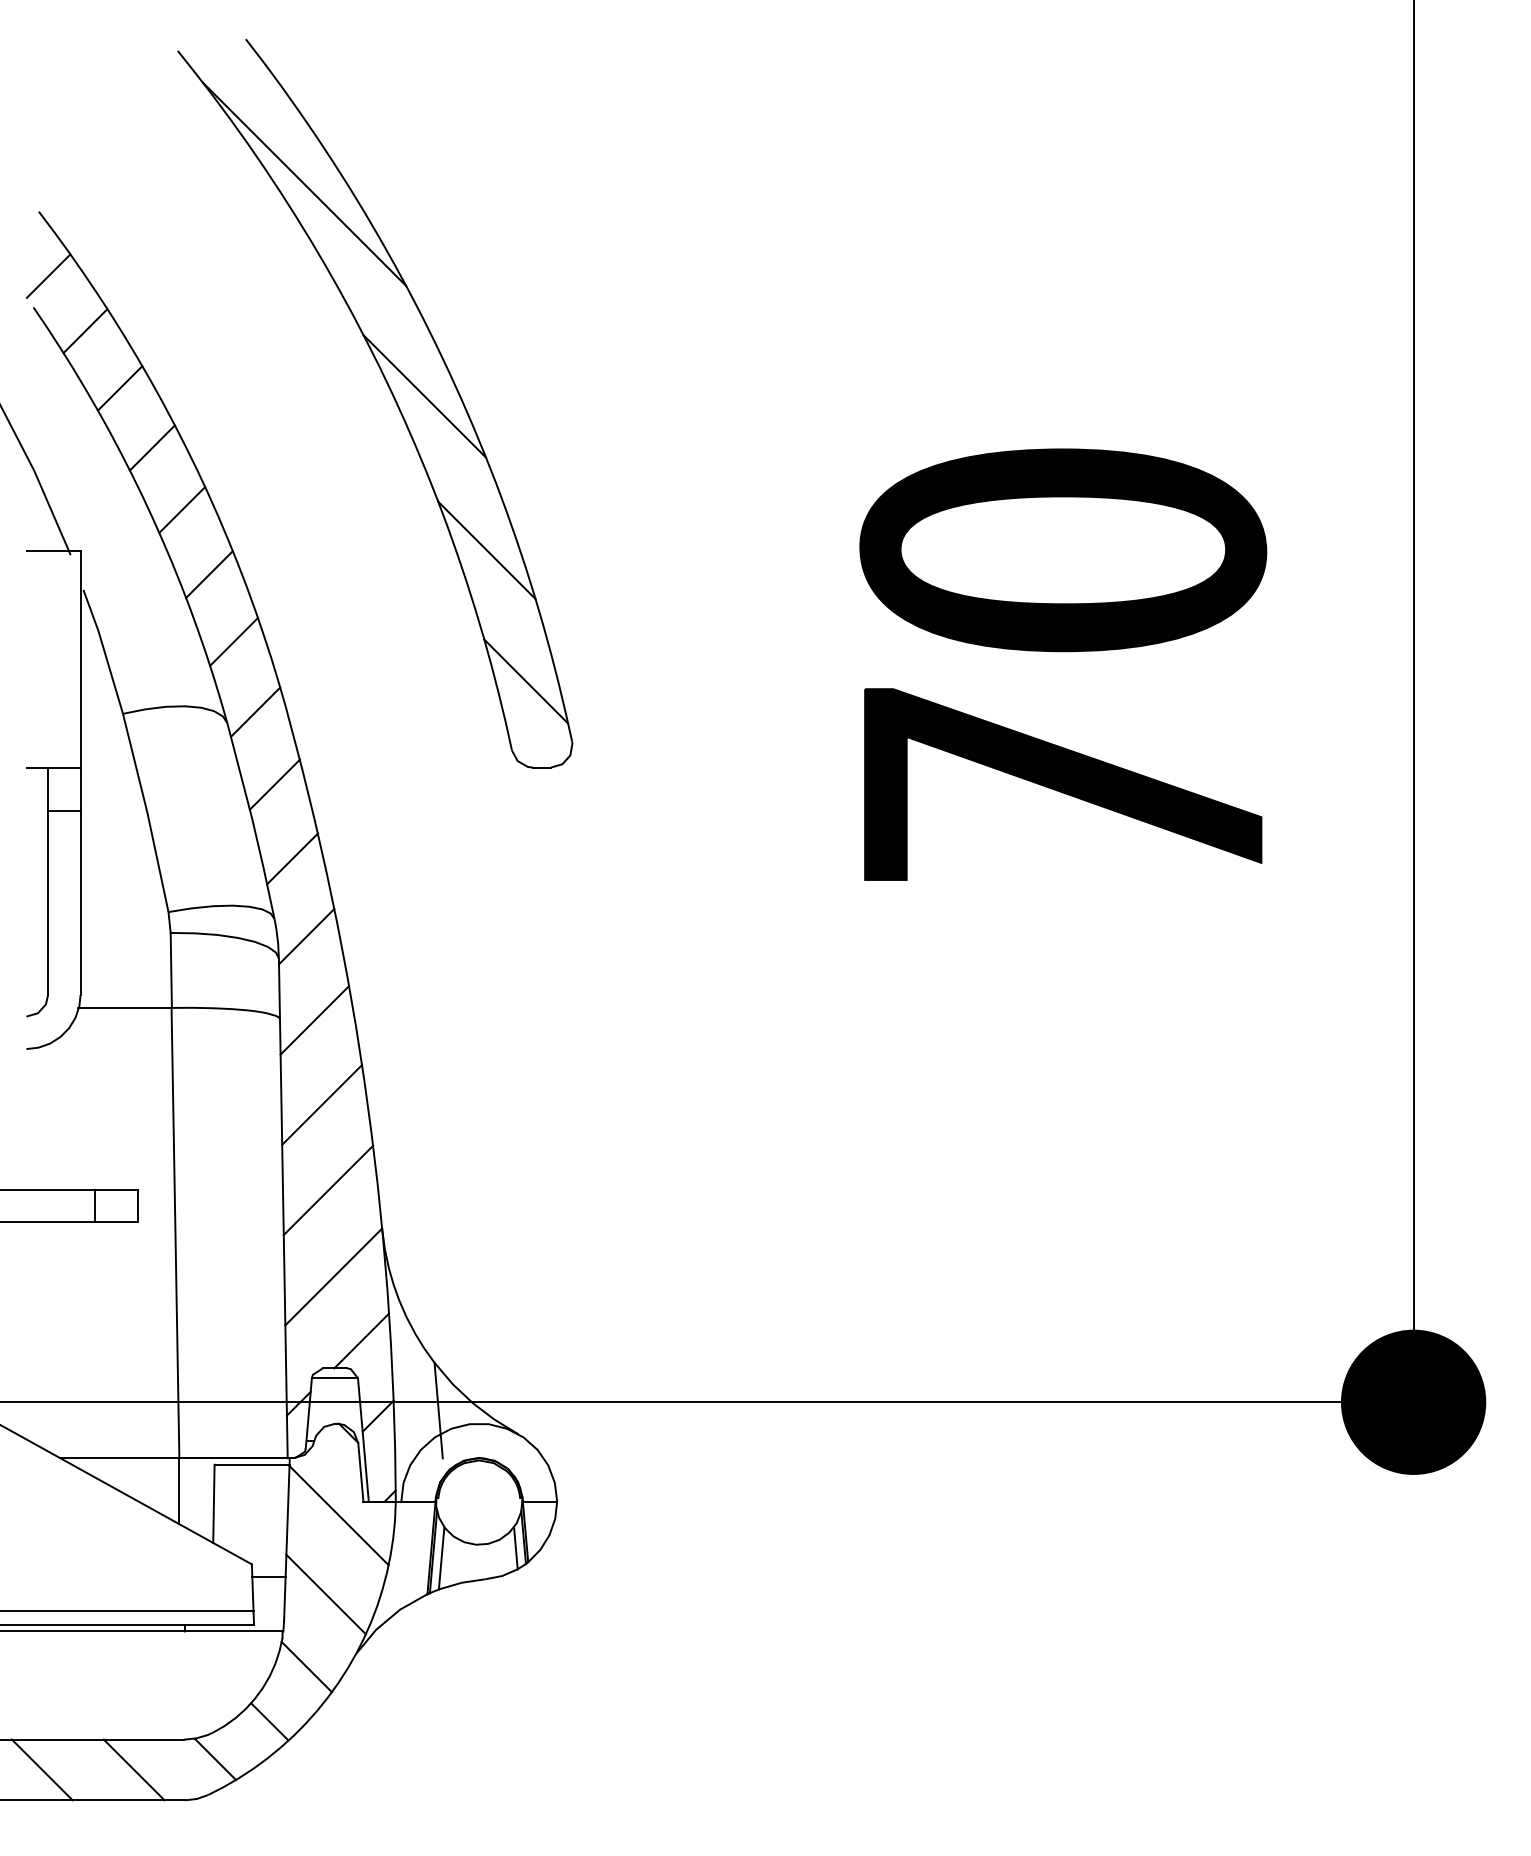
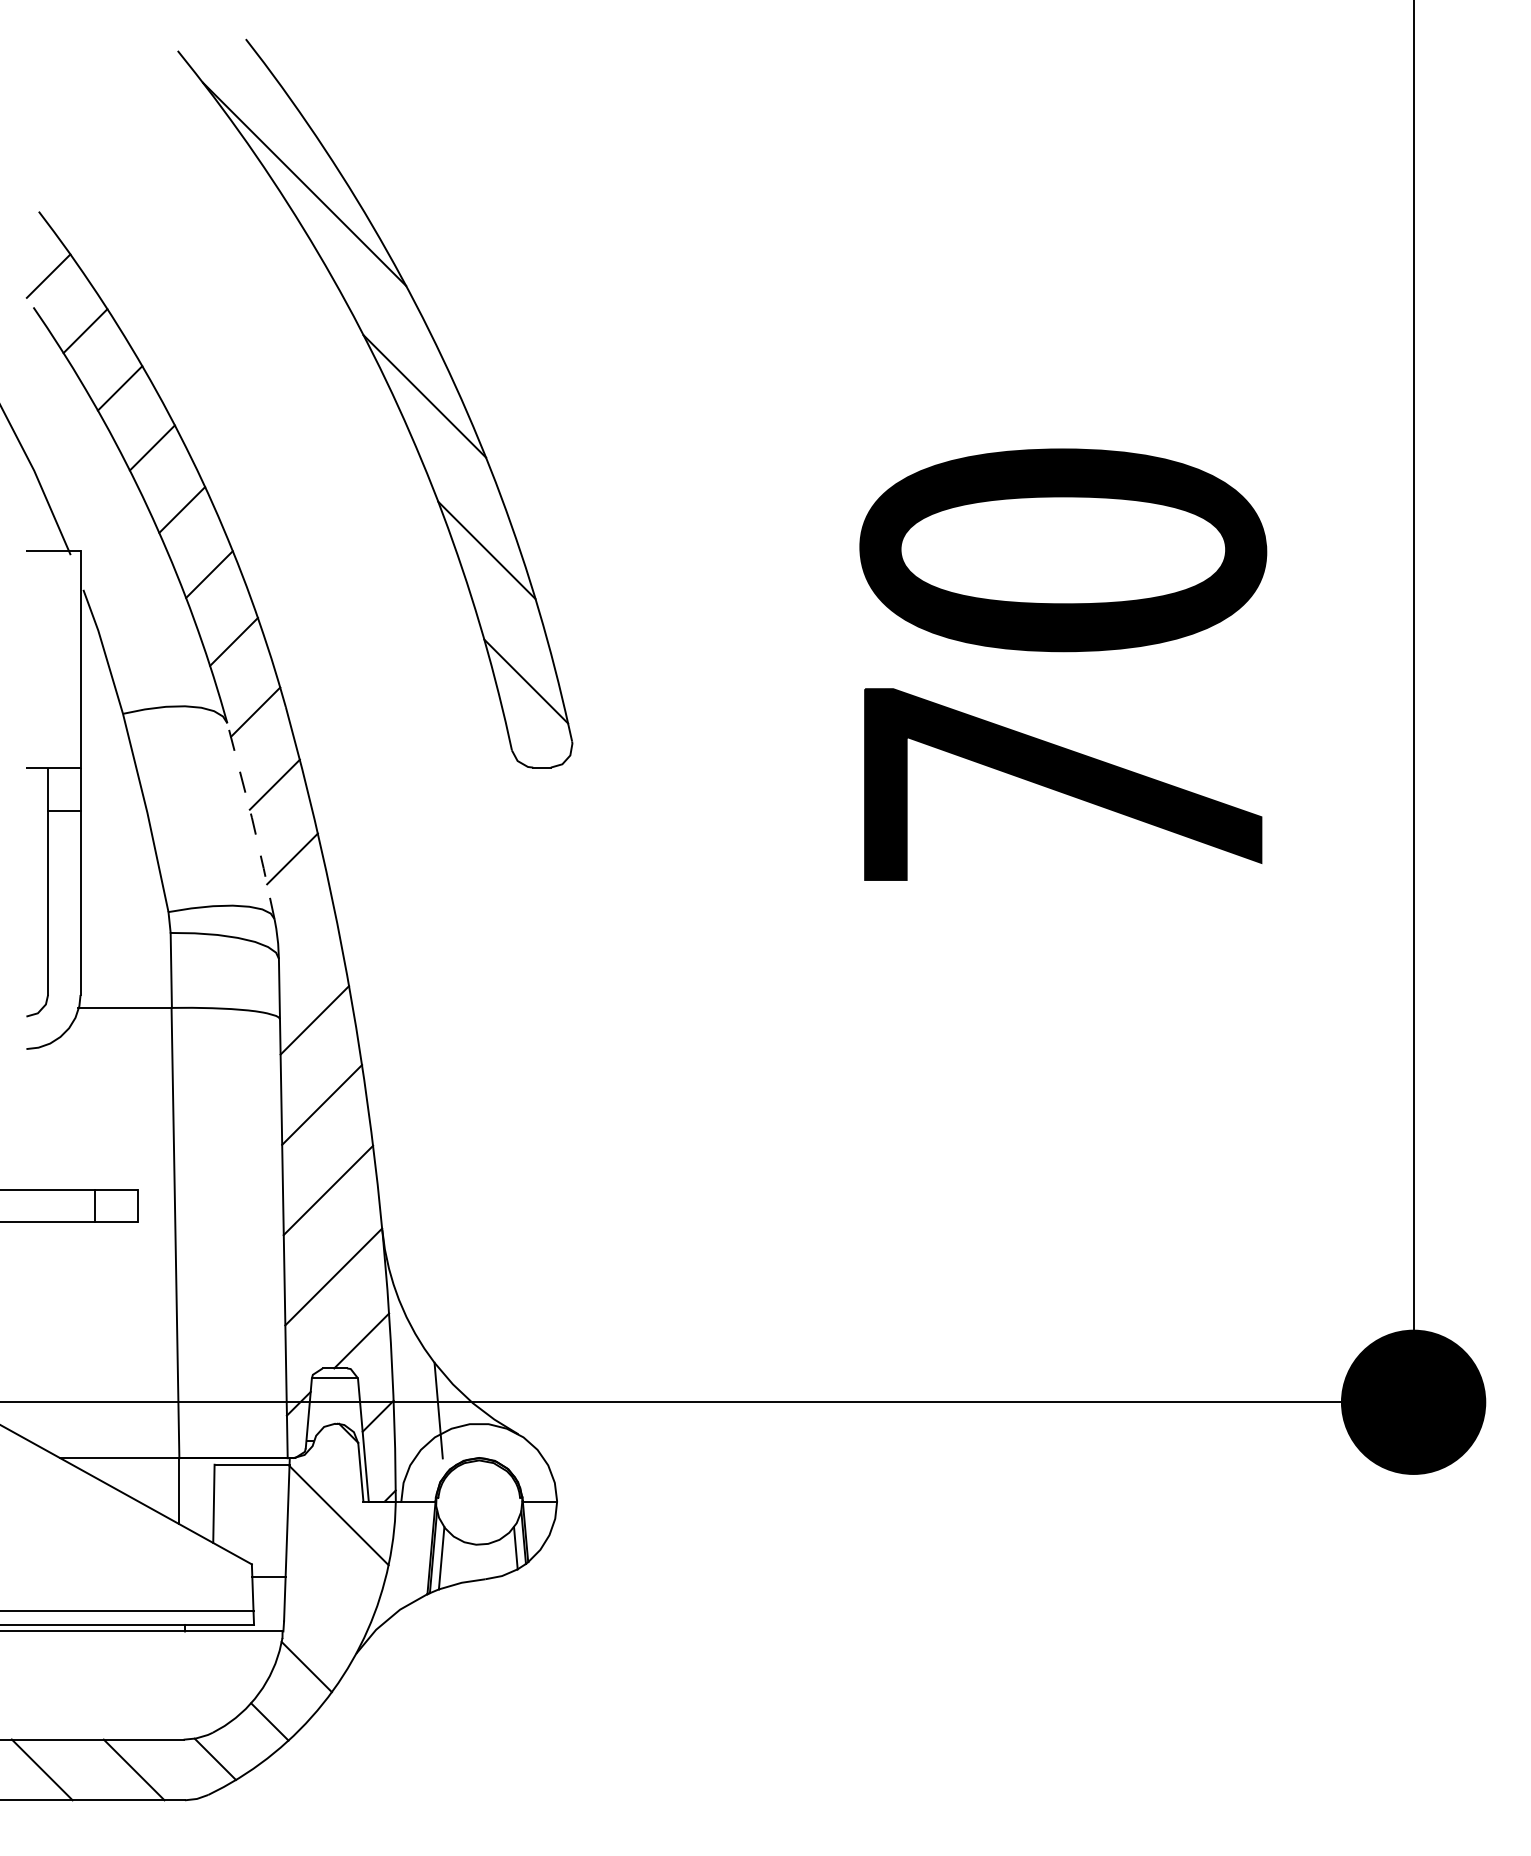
line: solid -> dashed (252, 820)
line: present -> none (306, 936)
line: present -> none (325, 1594)
